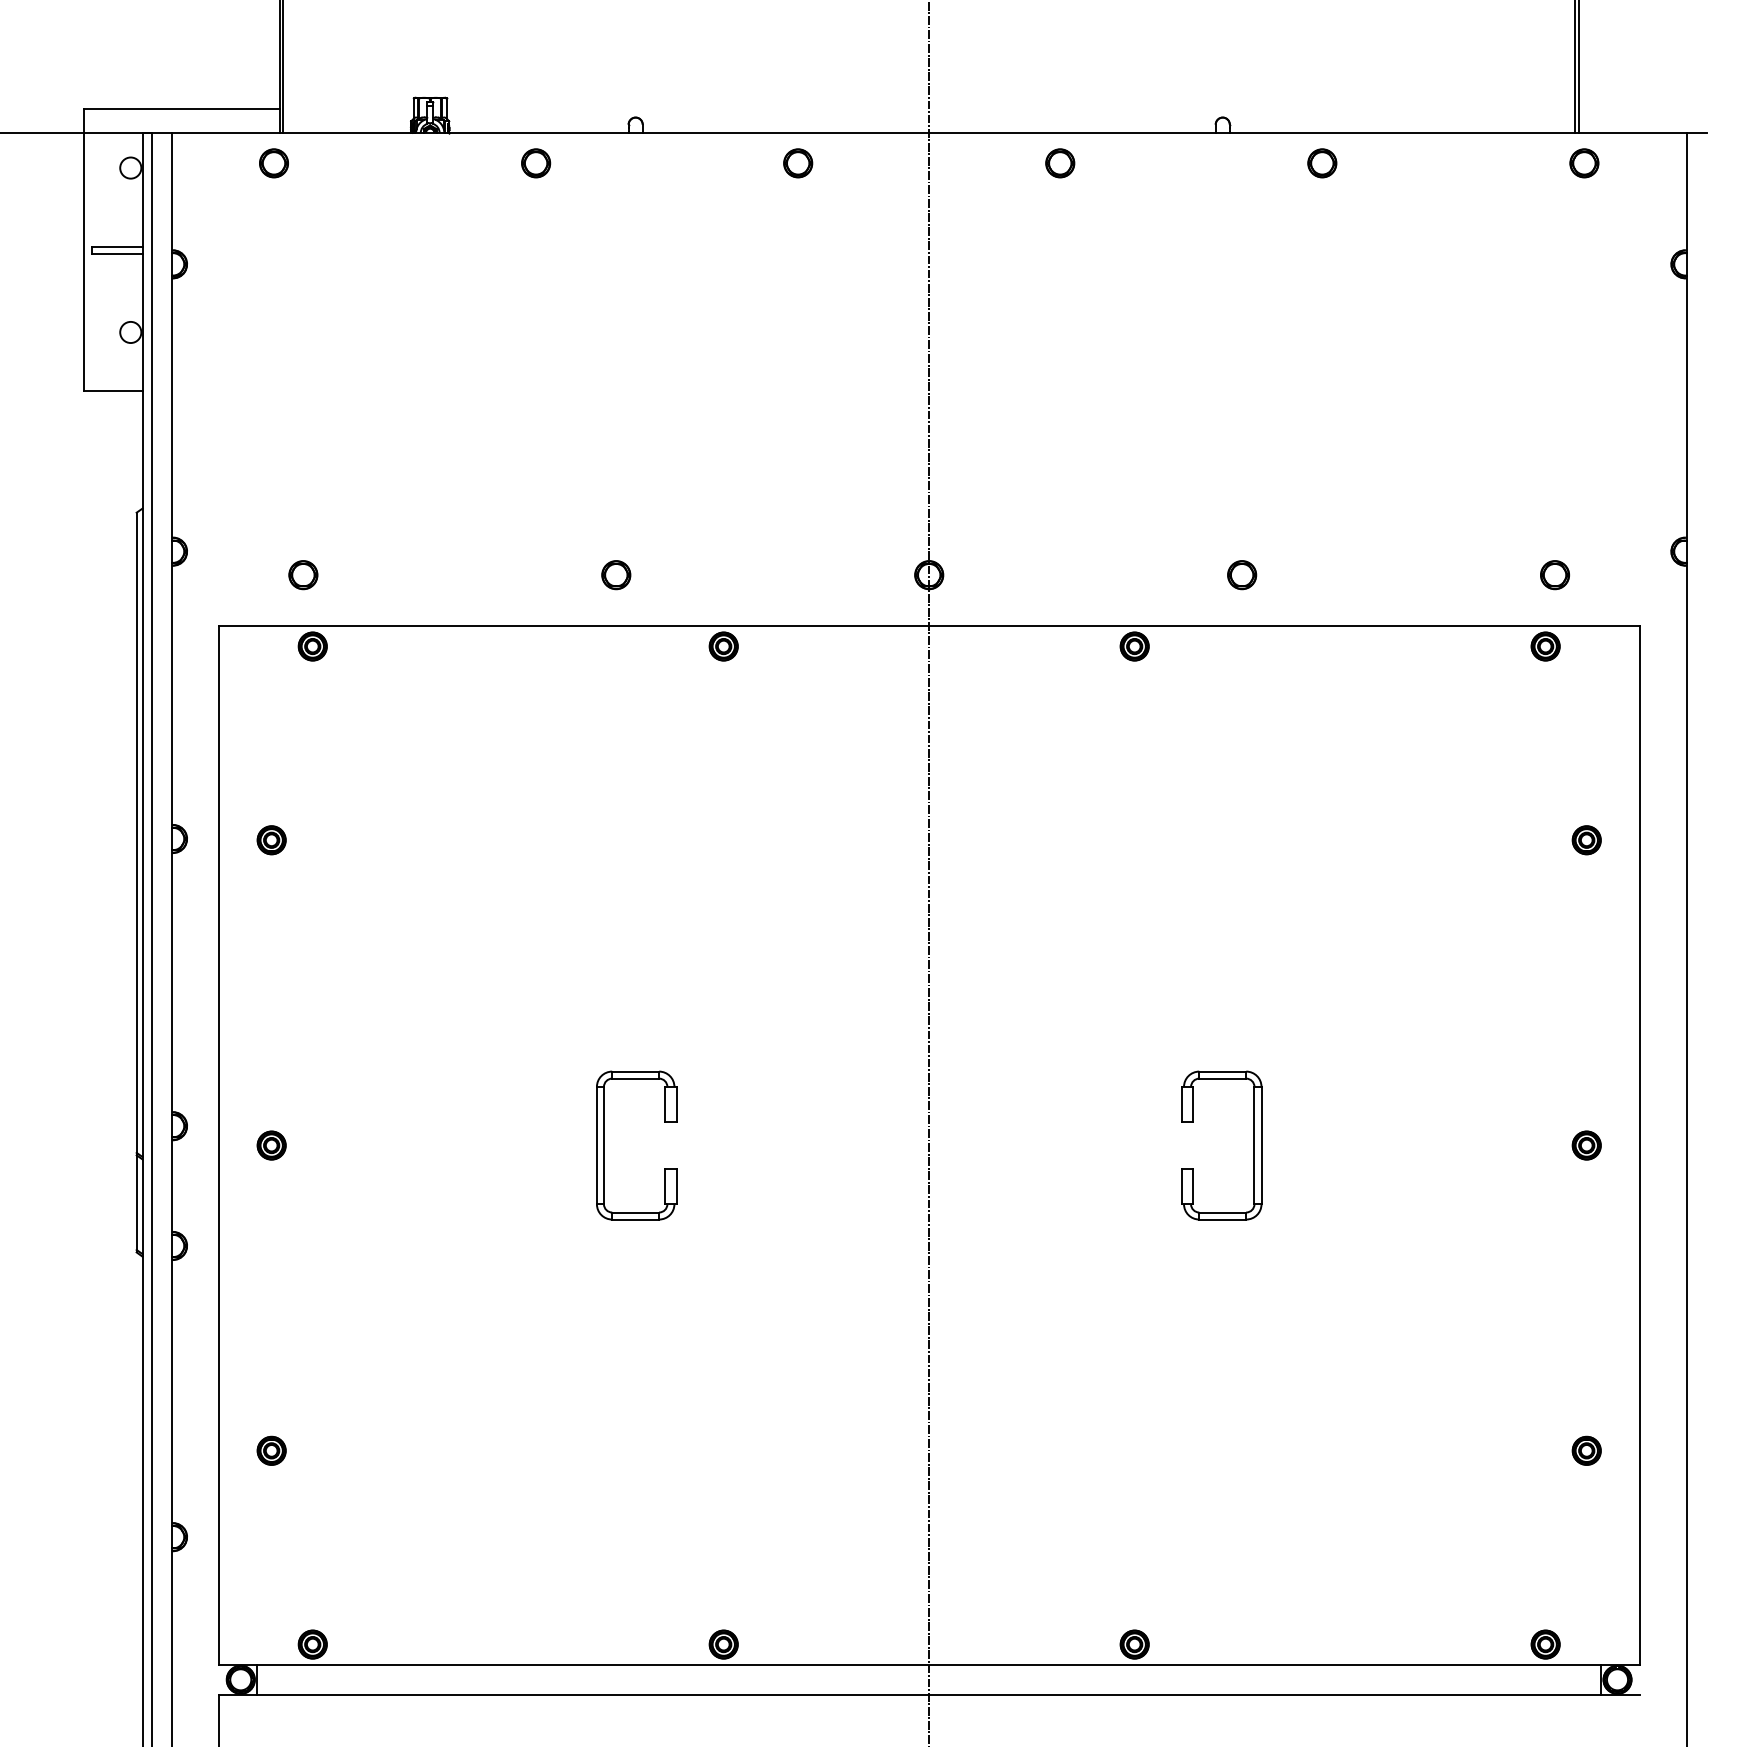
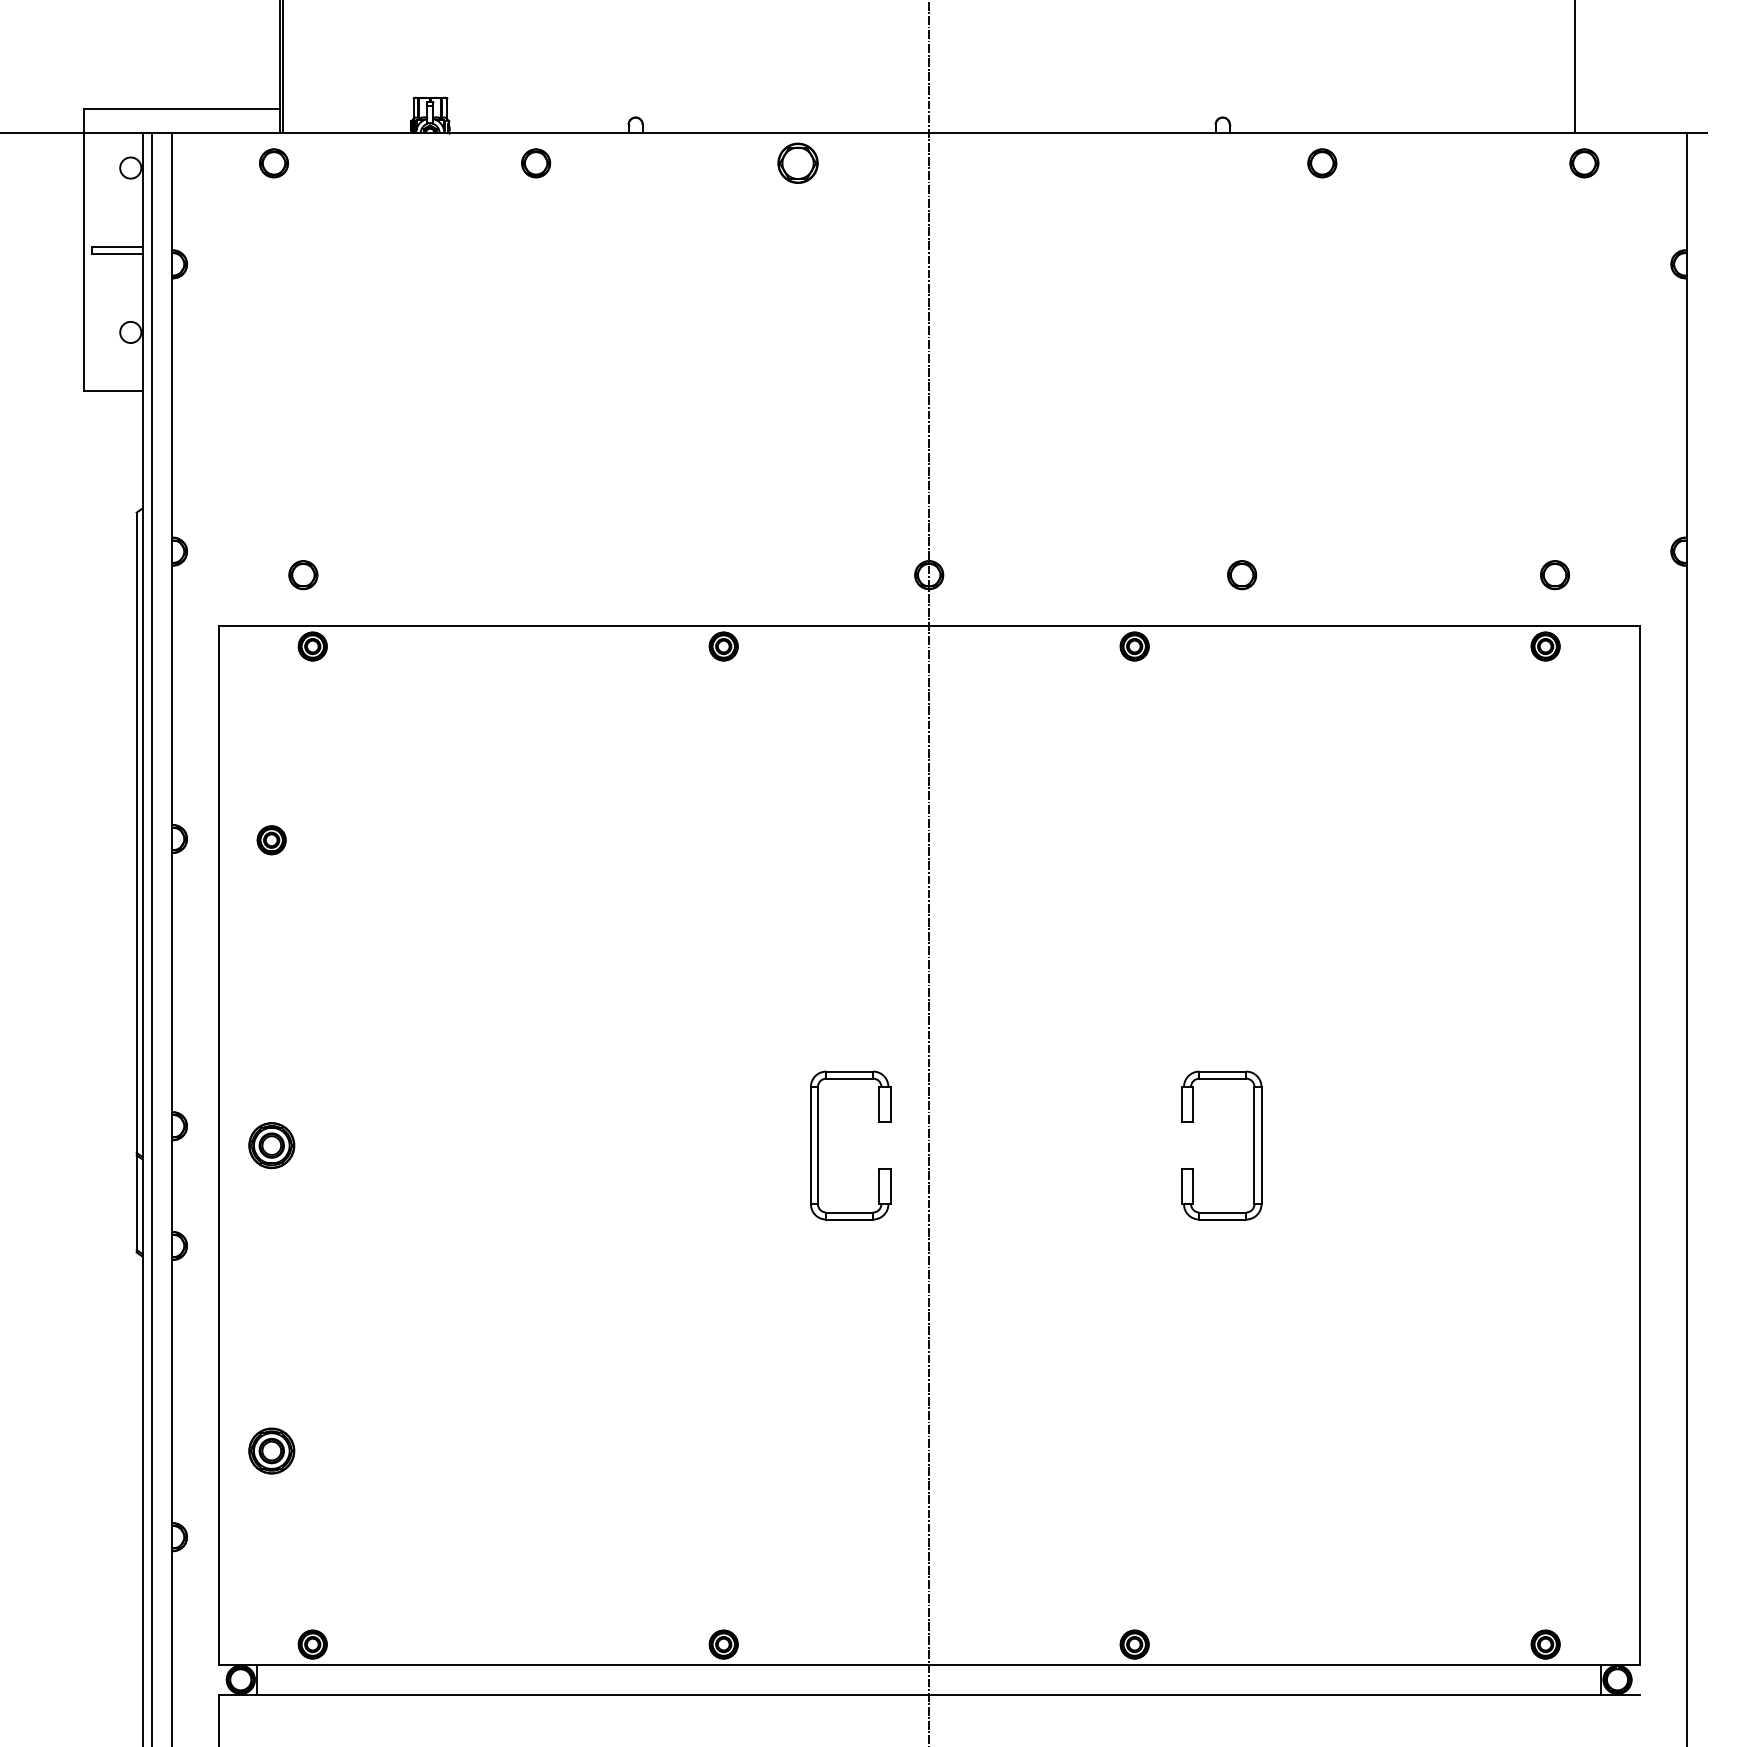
line: present -> none (1578, 67)
part size: 31x31 px -> 42x42 px (797, 162)
part: present -> none (1060, 163)
part: present -> none (616, 575)
part: present -> none (1586, 840)
part size: 31x31 px -> 48x47 px (271, 1145)
part position: (604, 1145) -> (818, 1145) (818, 1145)
part: present -> none (1586, 1145)
part size: 31x31 px -> 48x48 px (271, 1450)
part: present -> none (1586, 1450)
